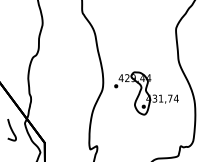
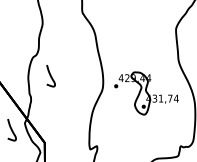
curve: none -> present (50, 76)
